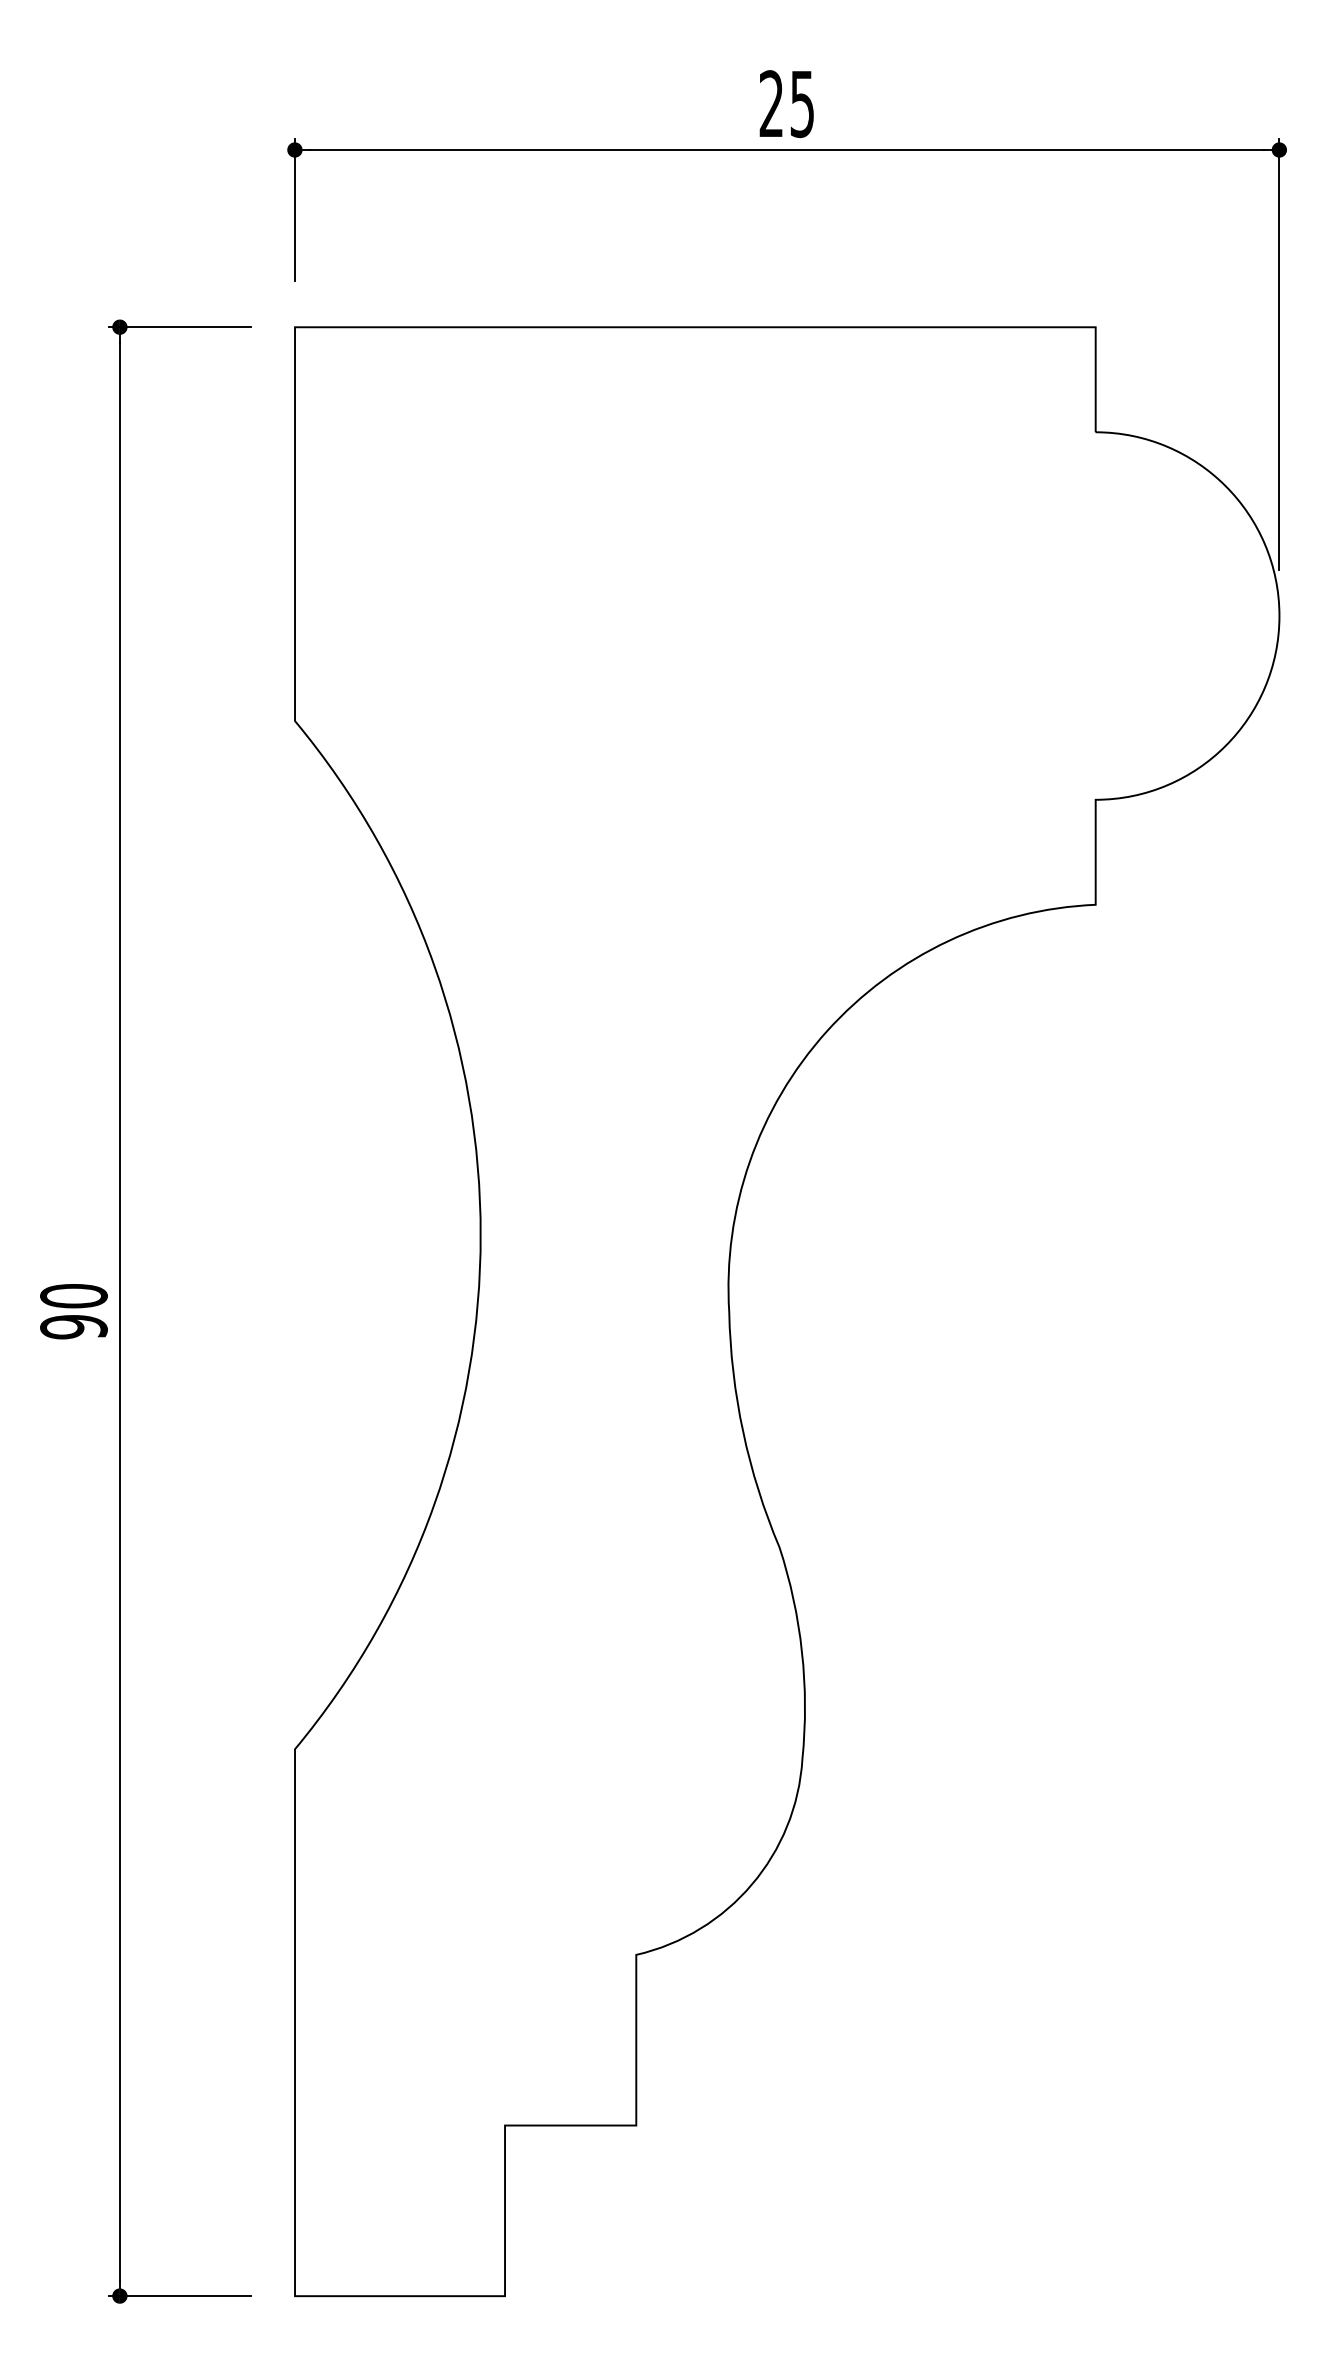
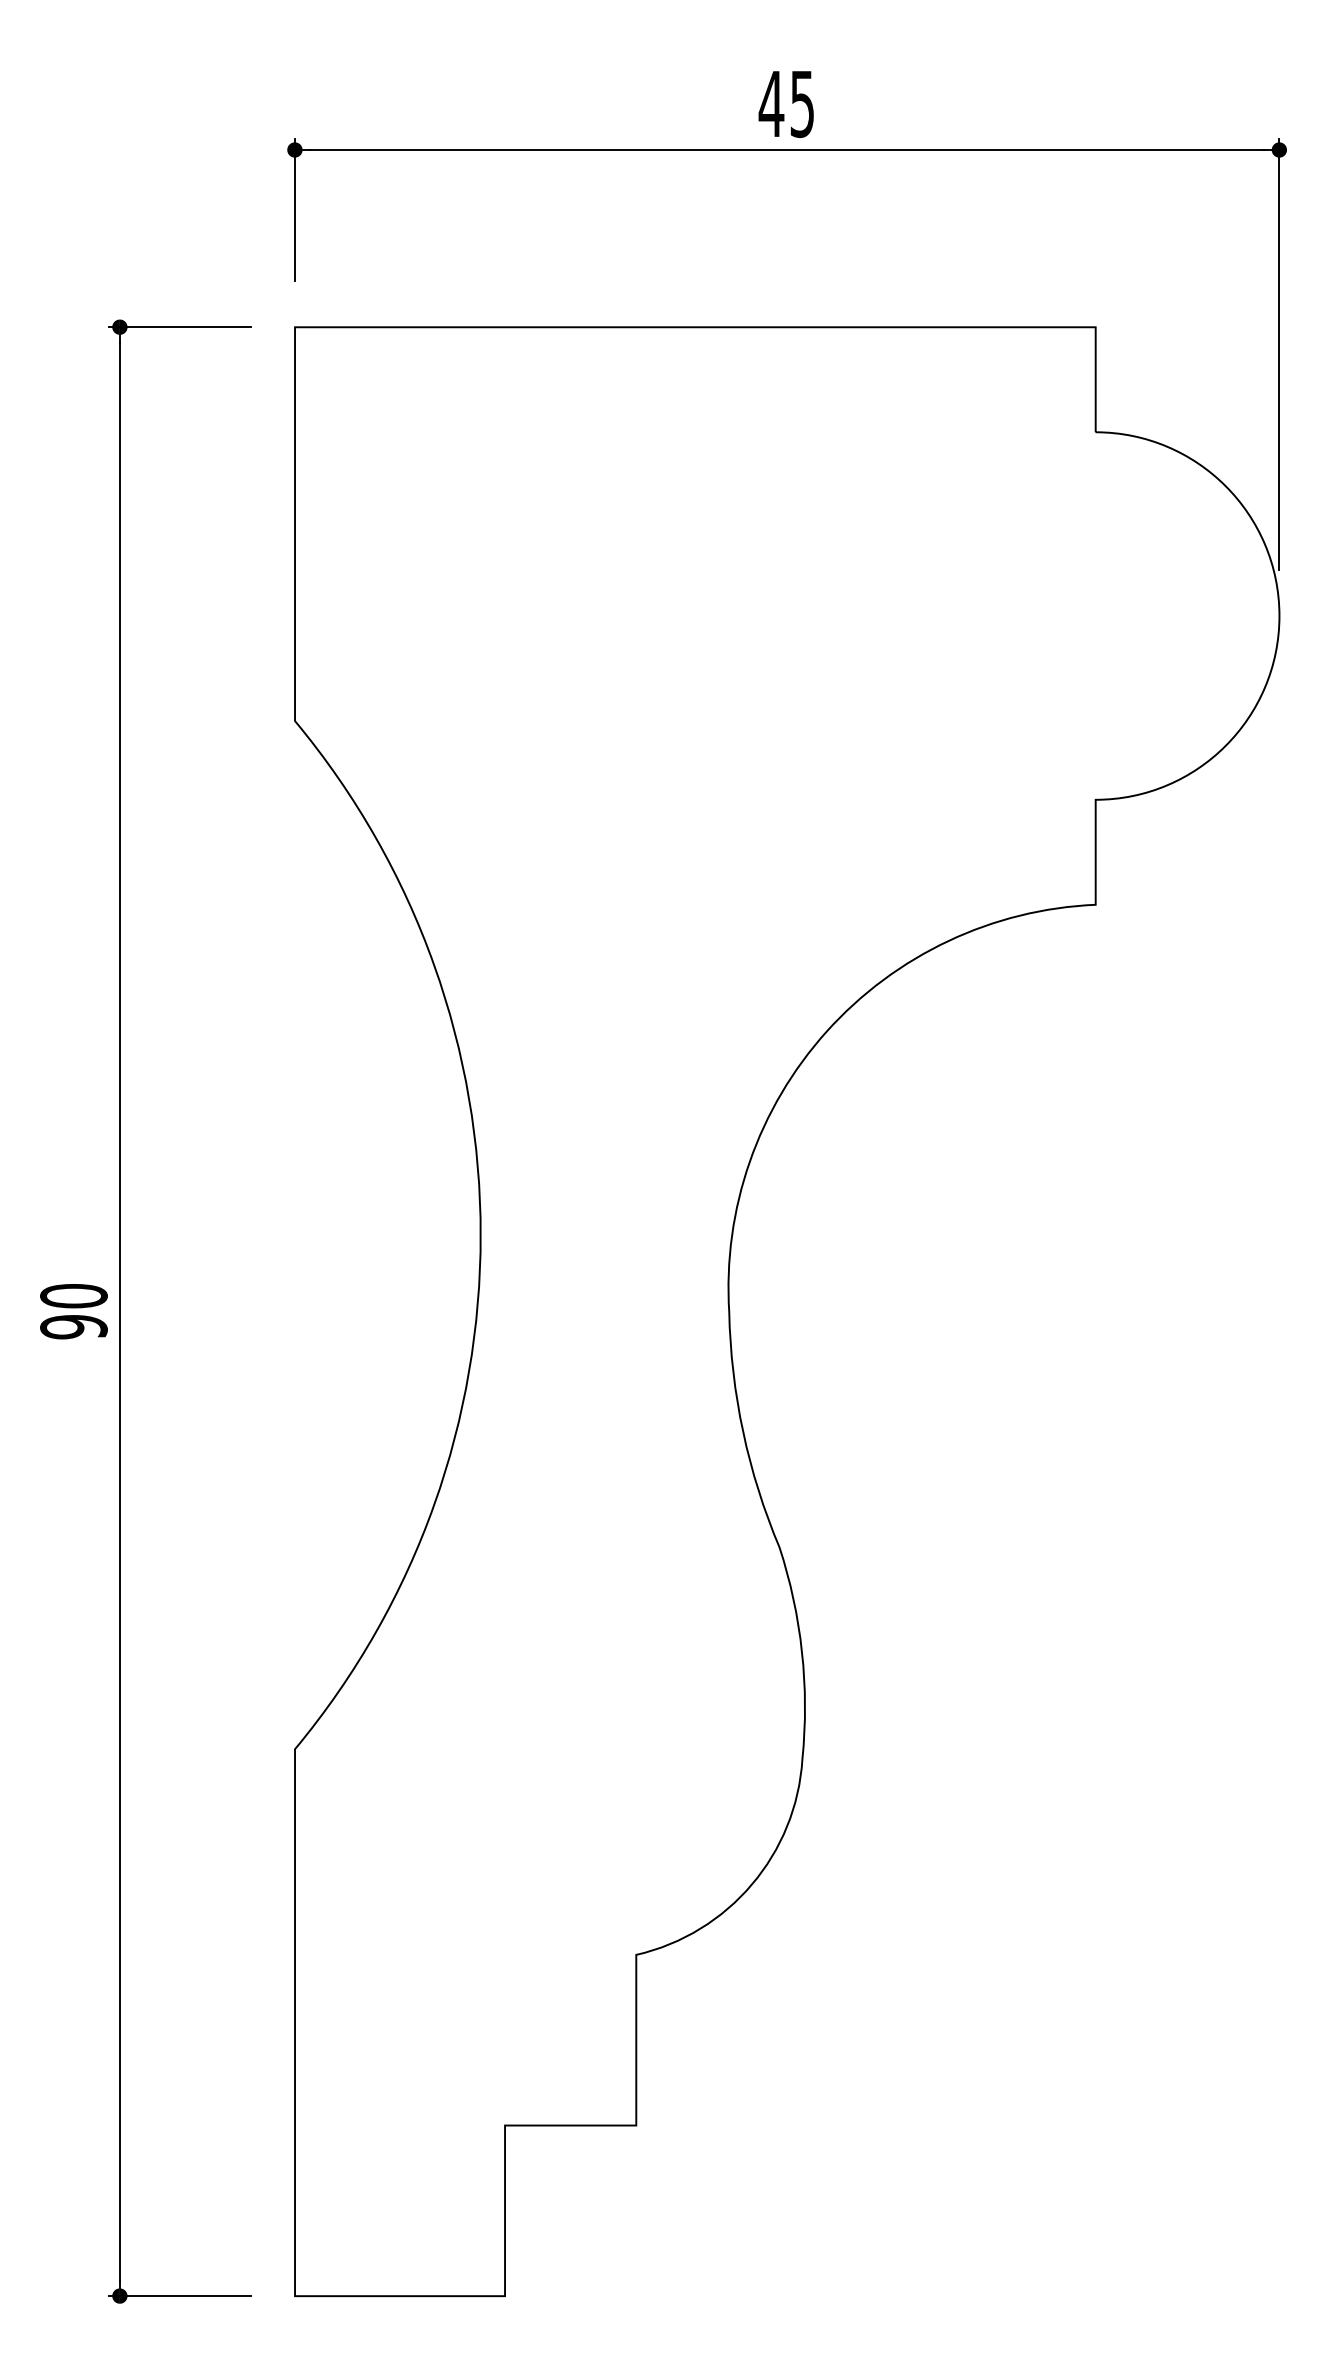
text: 25 -> 45 (771, 103)
